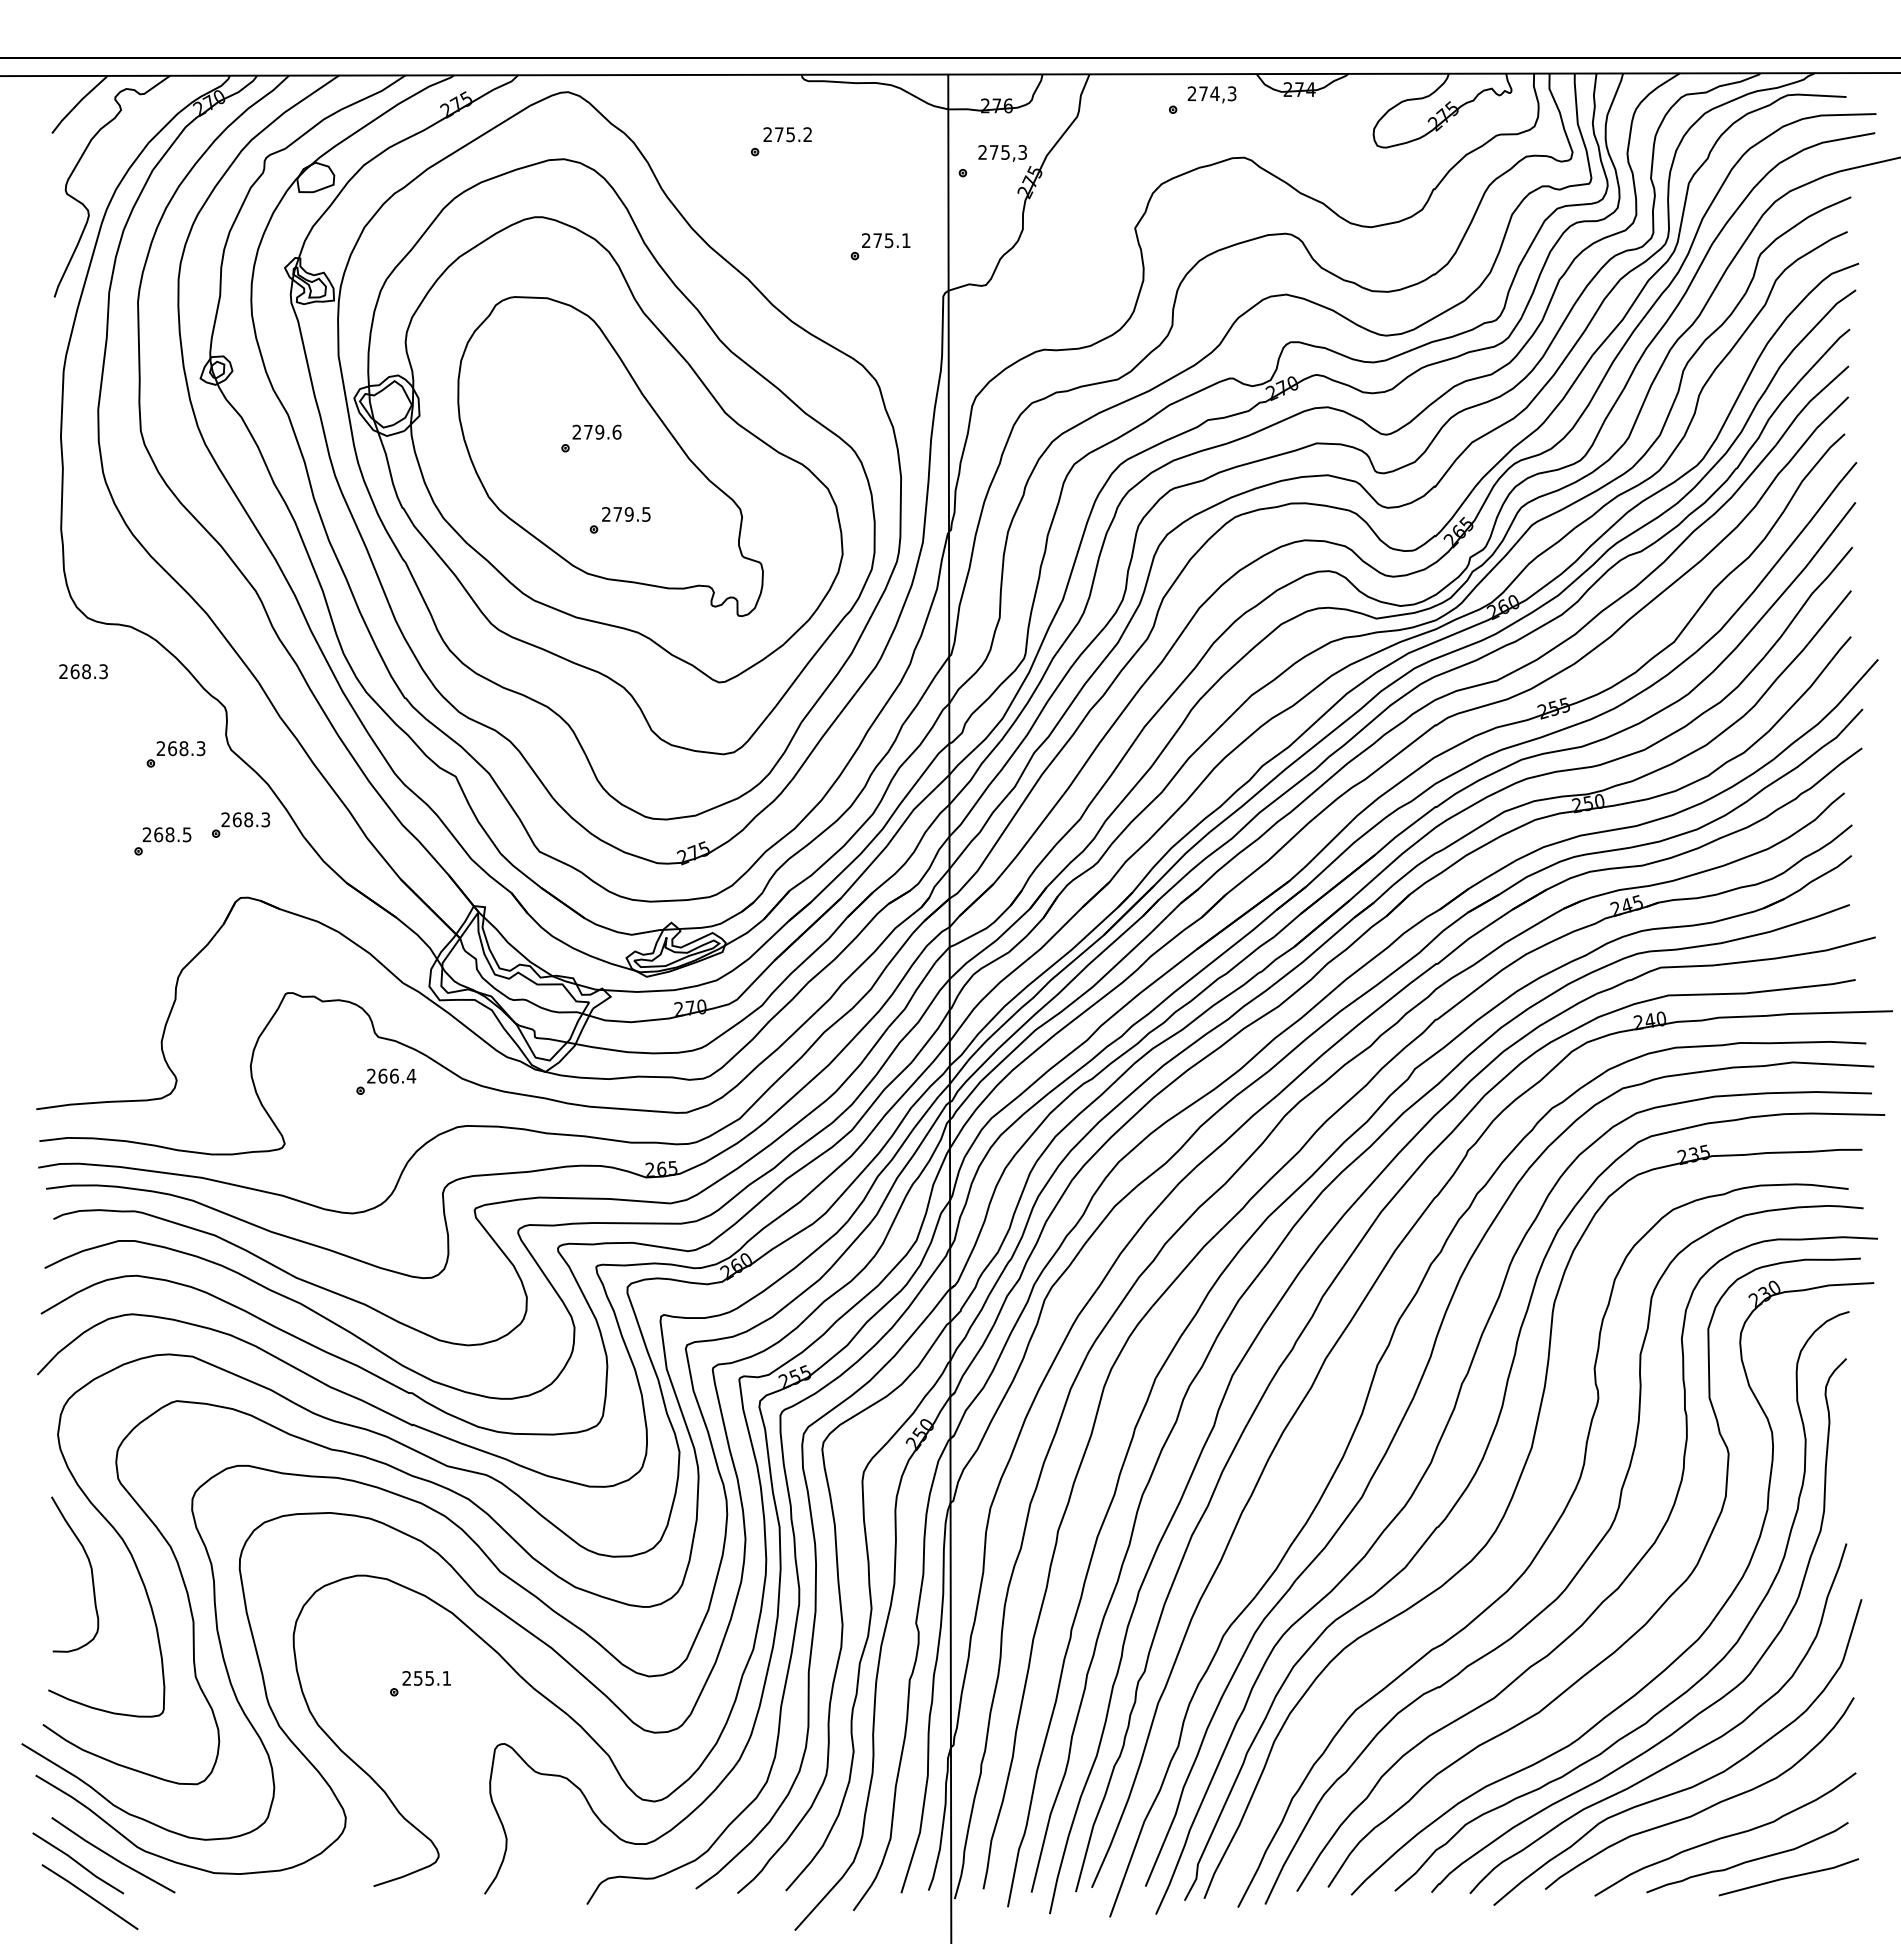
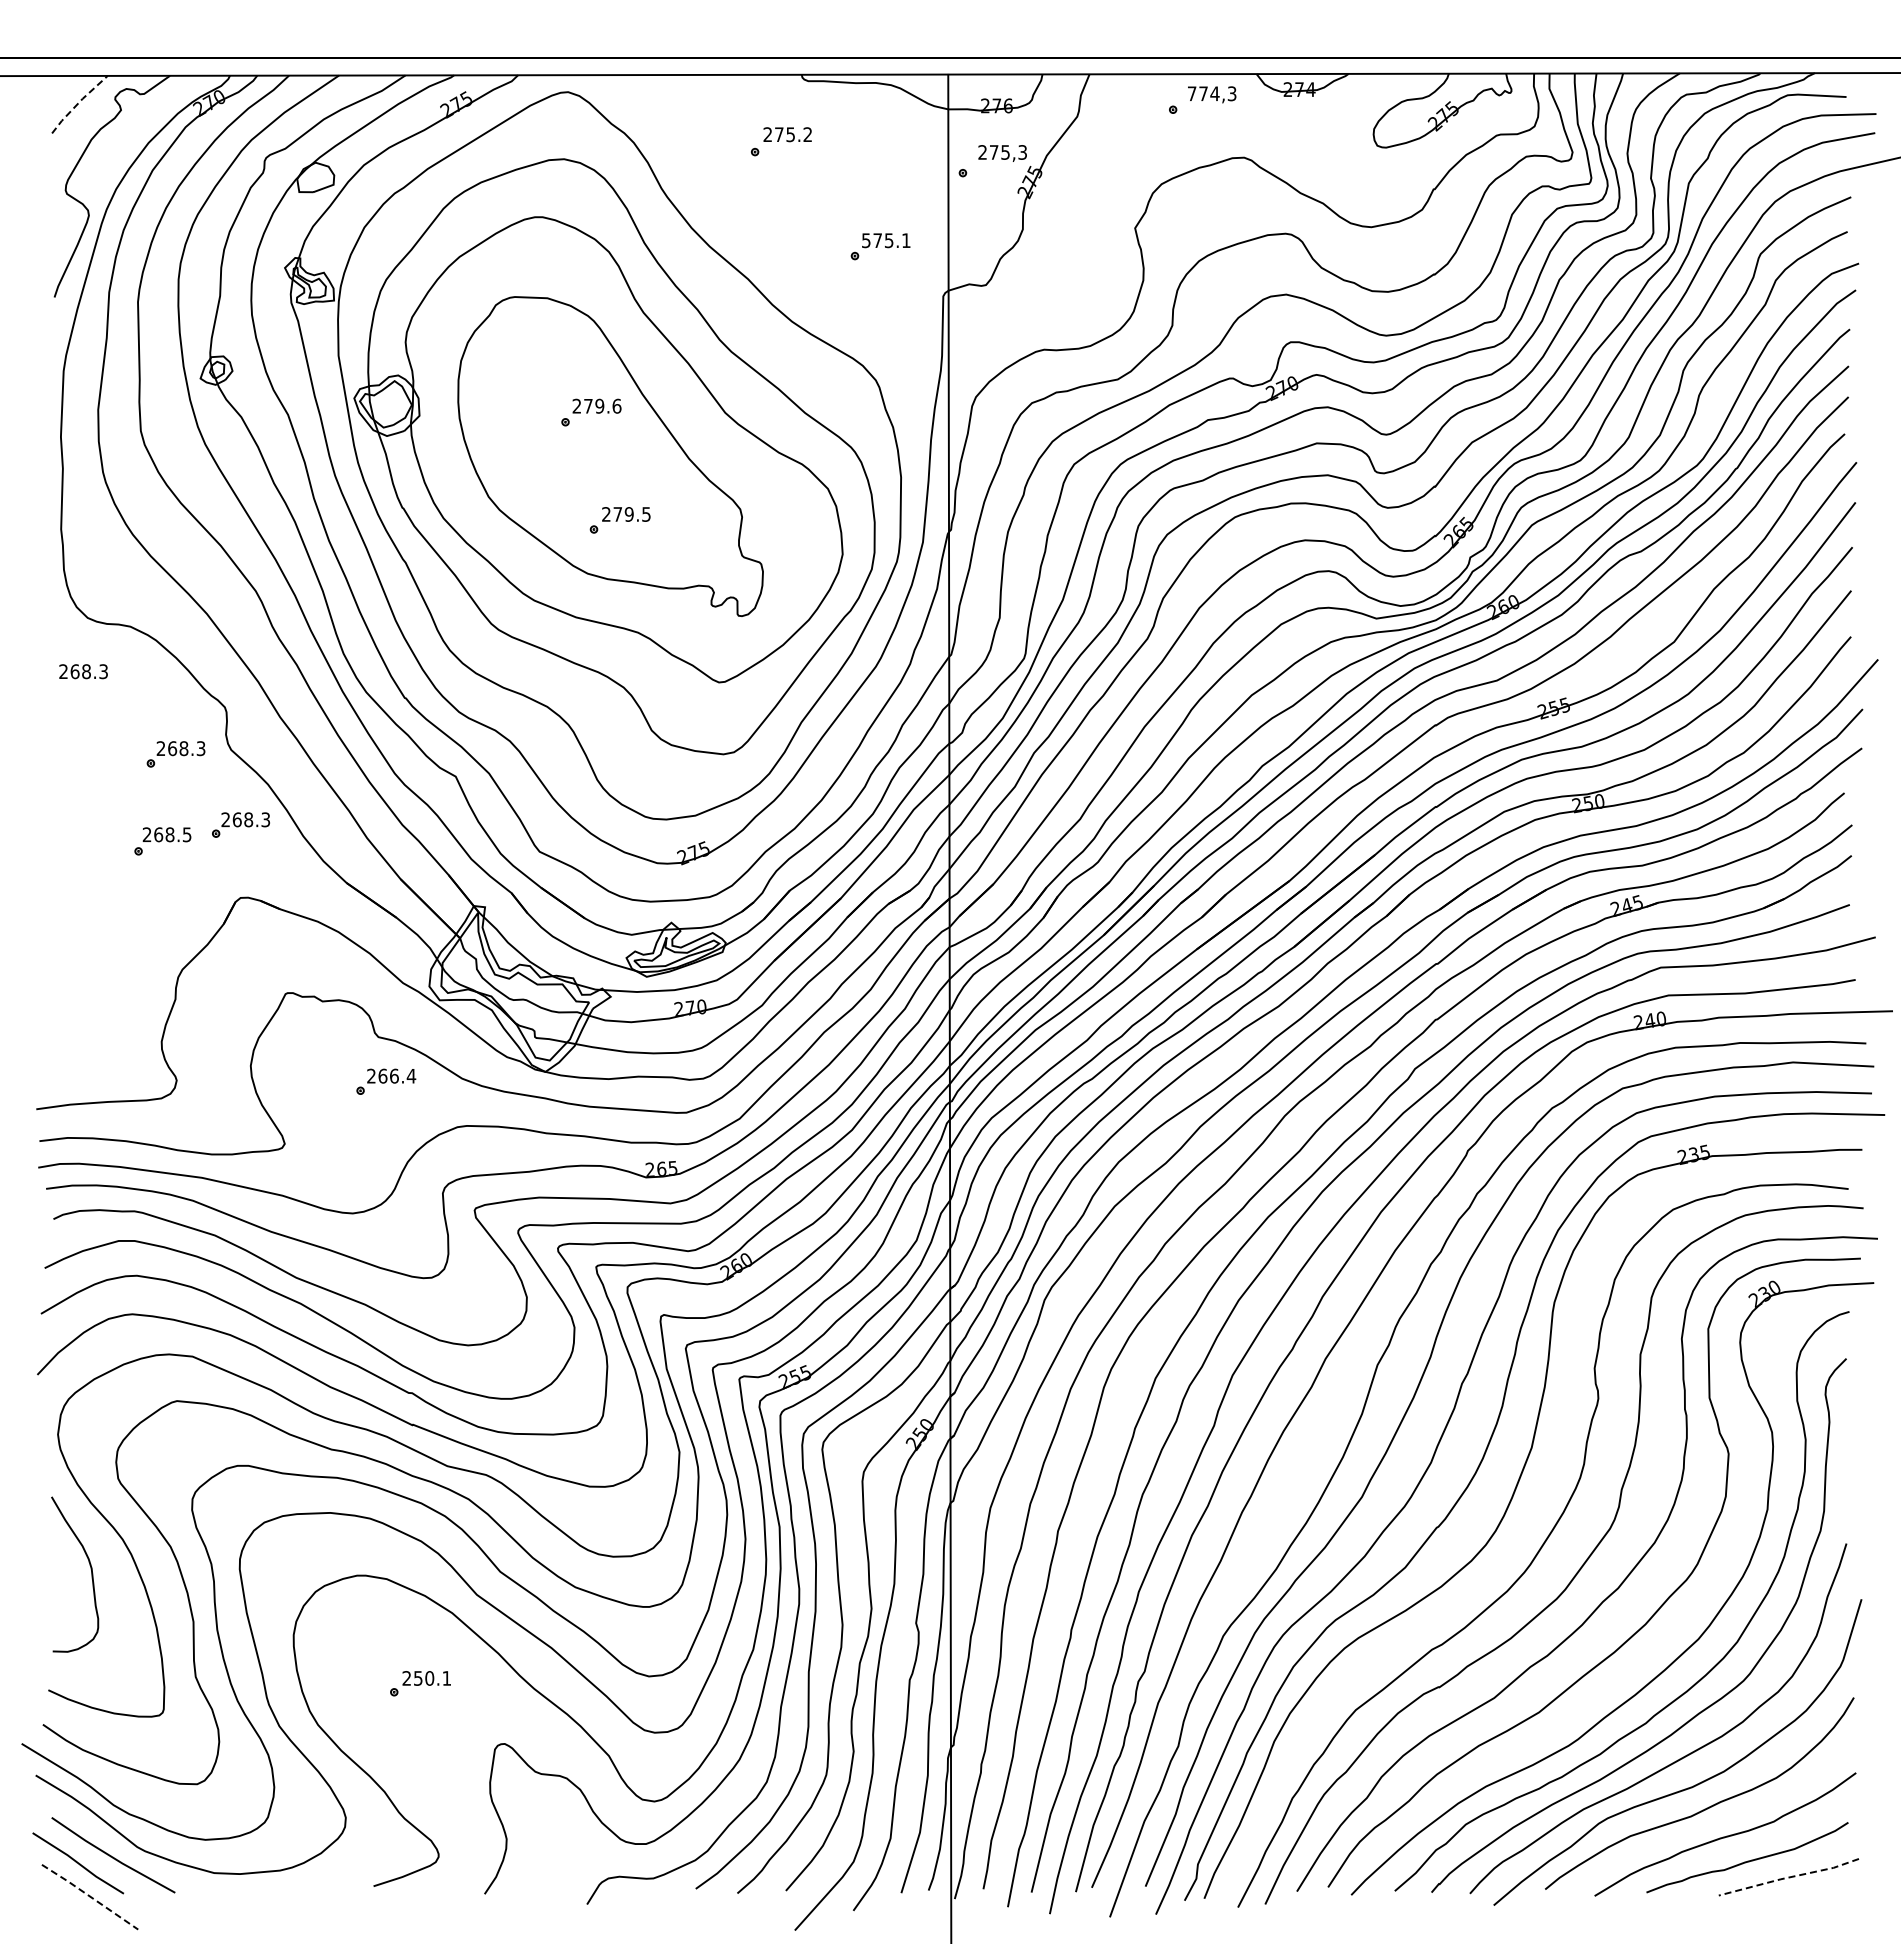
text: 274,3 -> 774,3 (1191, 93)
line: solid -> dashed (78, 103)
text: 275.1 -> 575.1 (866, 240)
part position: (591, 438) -> (591, 412) (591, 412)
text: 255.1 -> 250.1 (429, 1678)
line: solid -> dashed (1788, 1877)
line: solid -> dashed (89, 1896)
